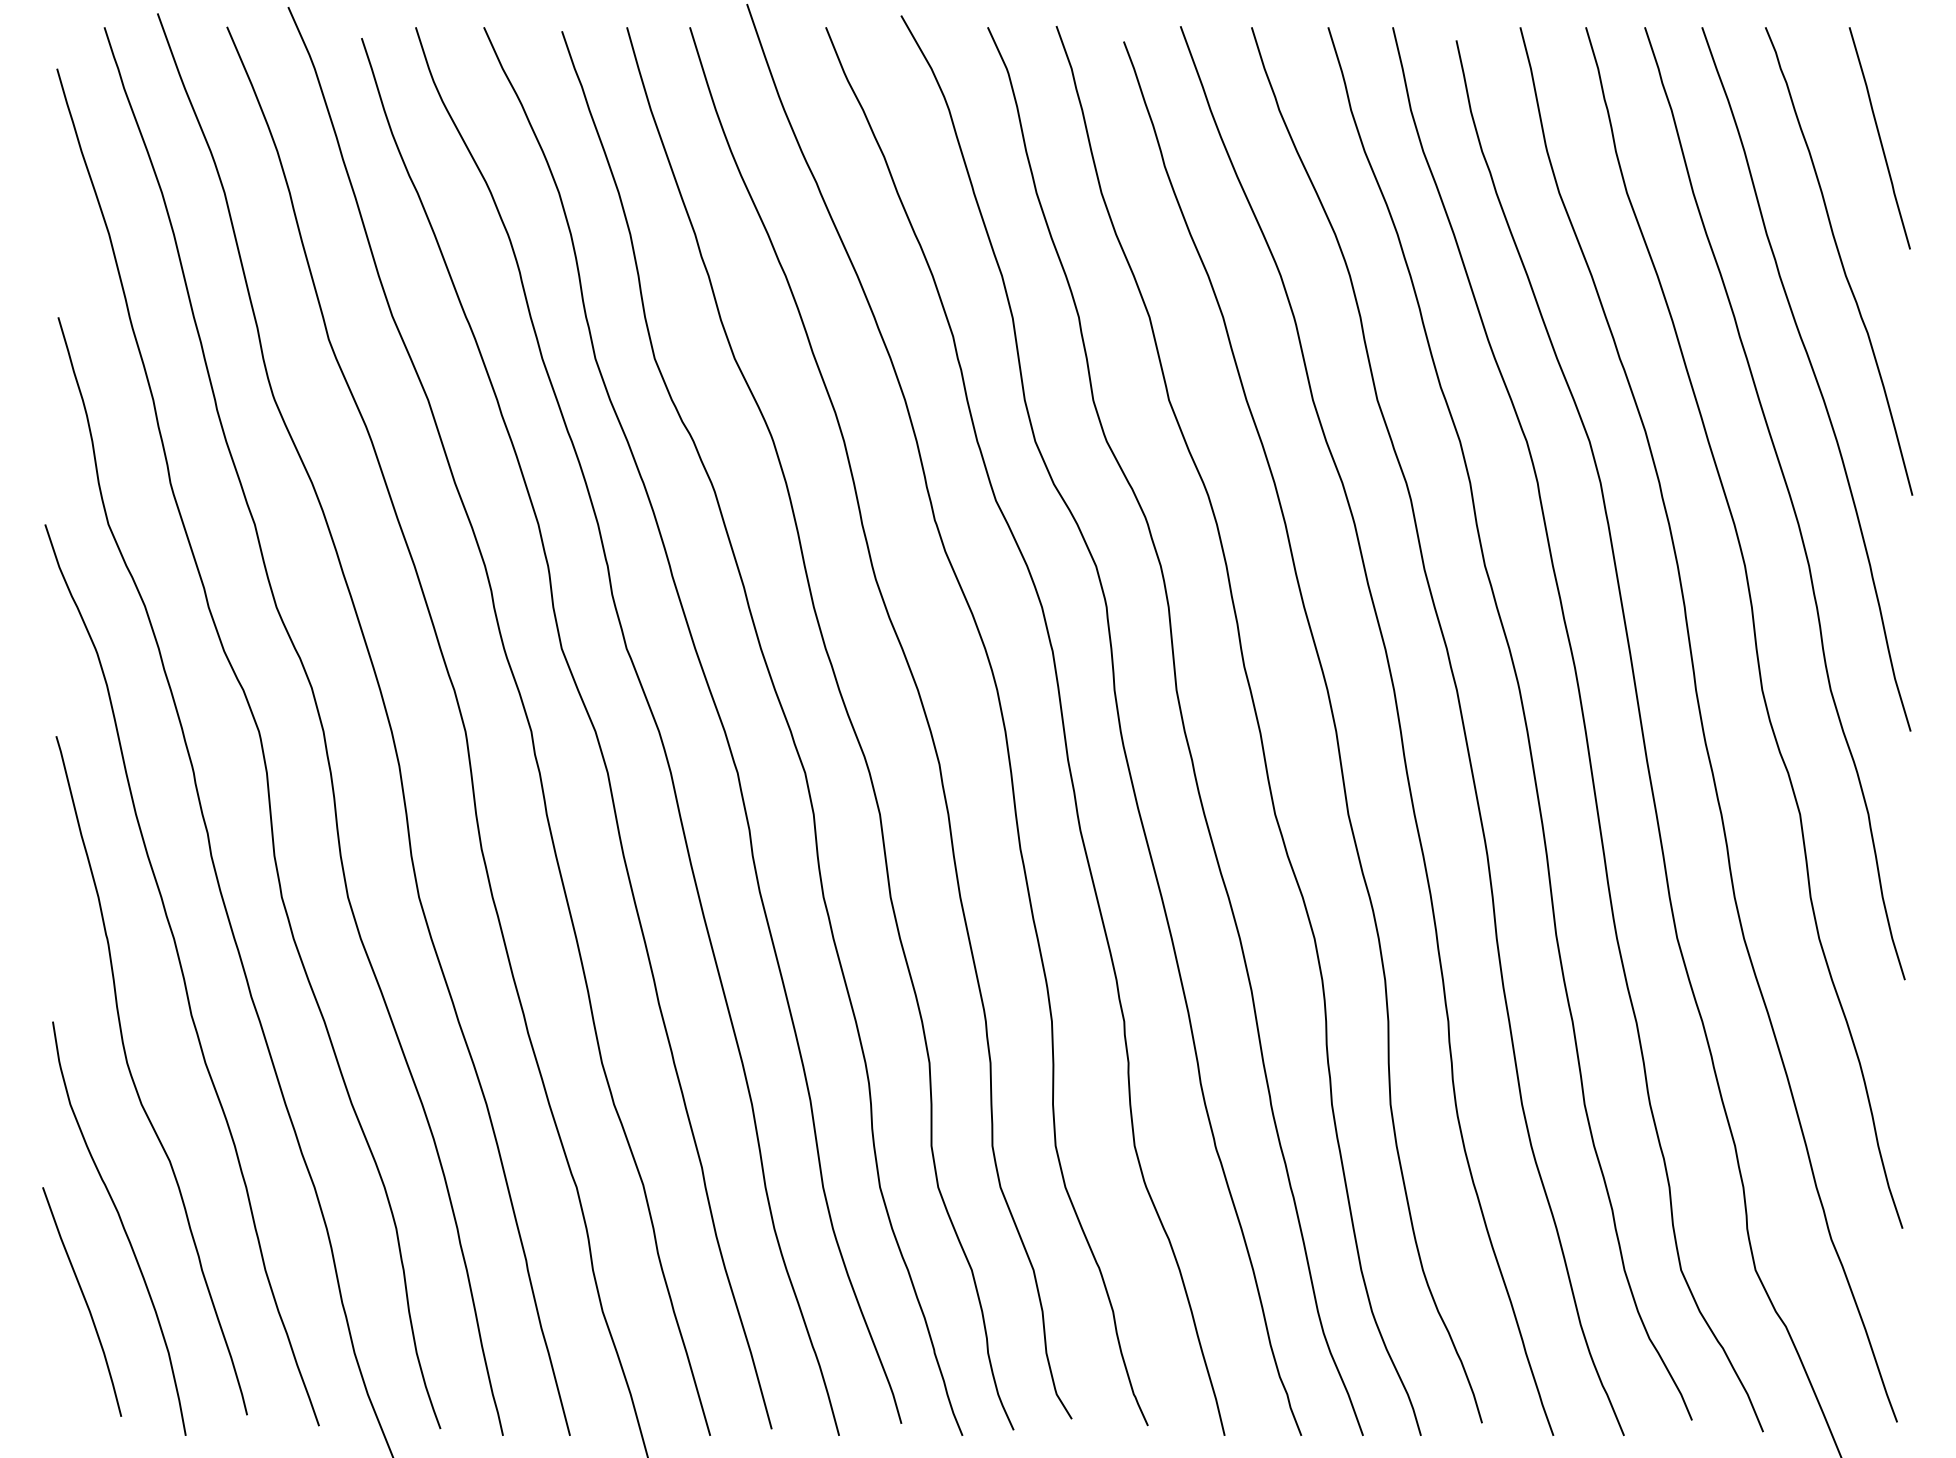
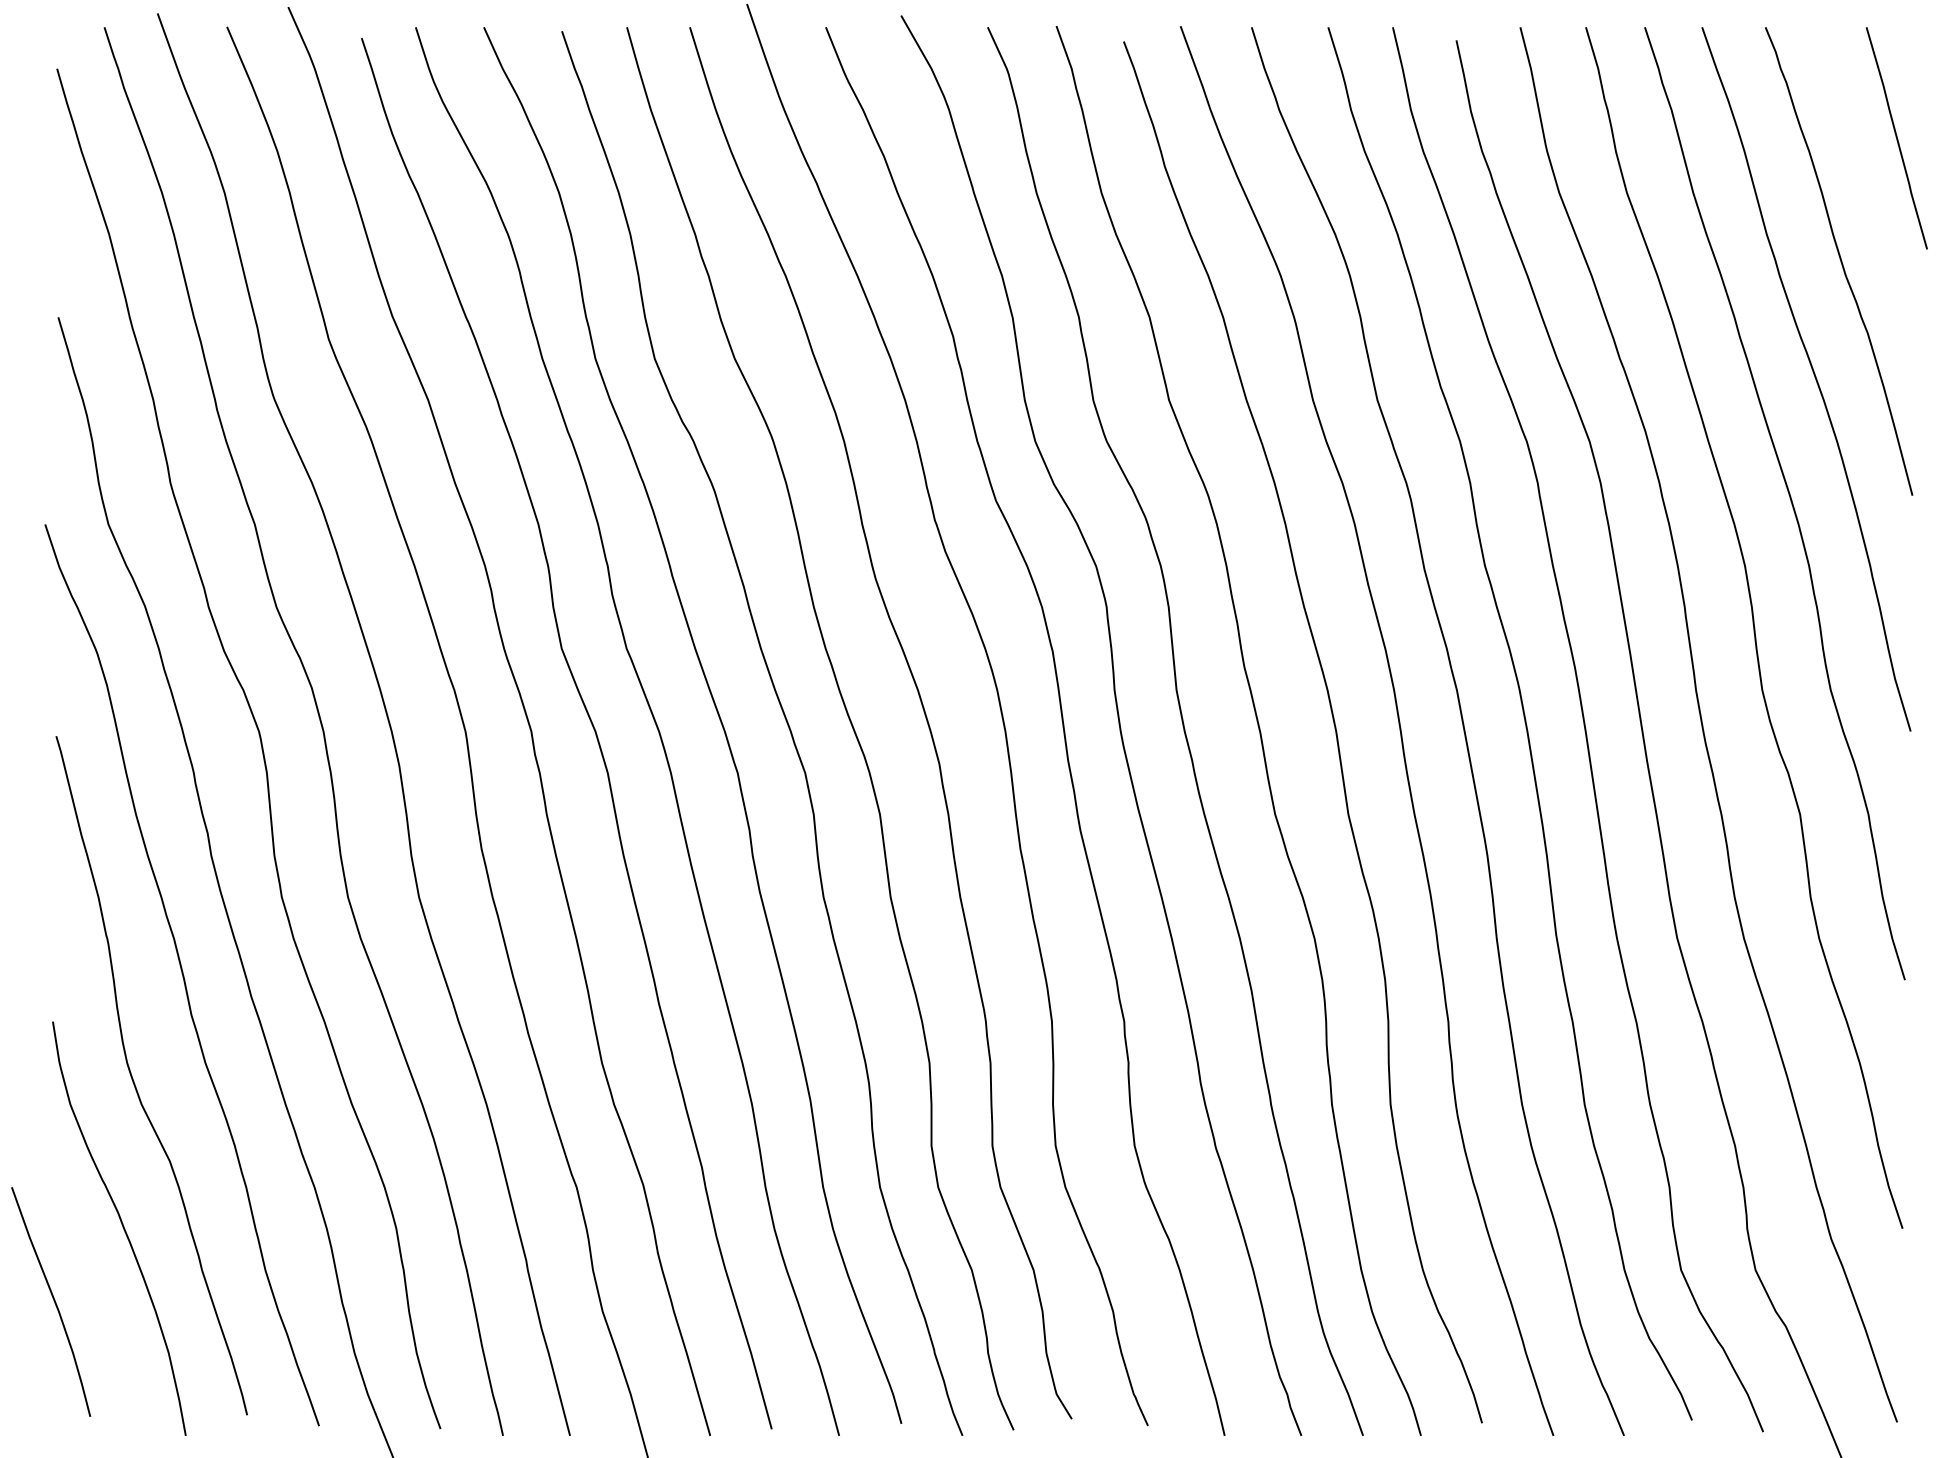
curve position: (1879, 138) -> (1896, 138) (1896, 138)
curve position: (84, 1301) -> (53, 1301) (53, 1301)
